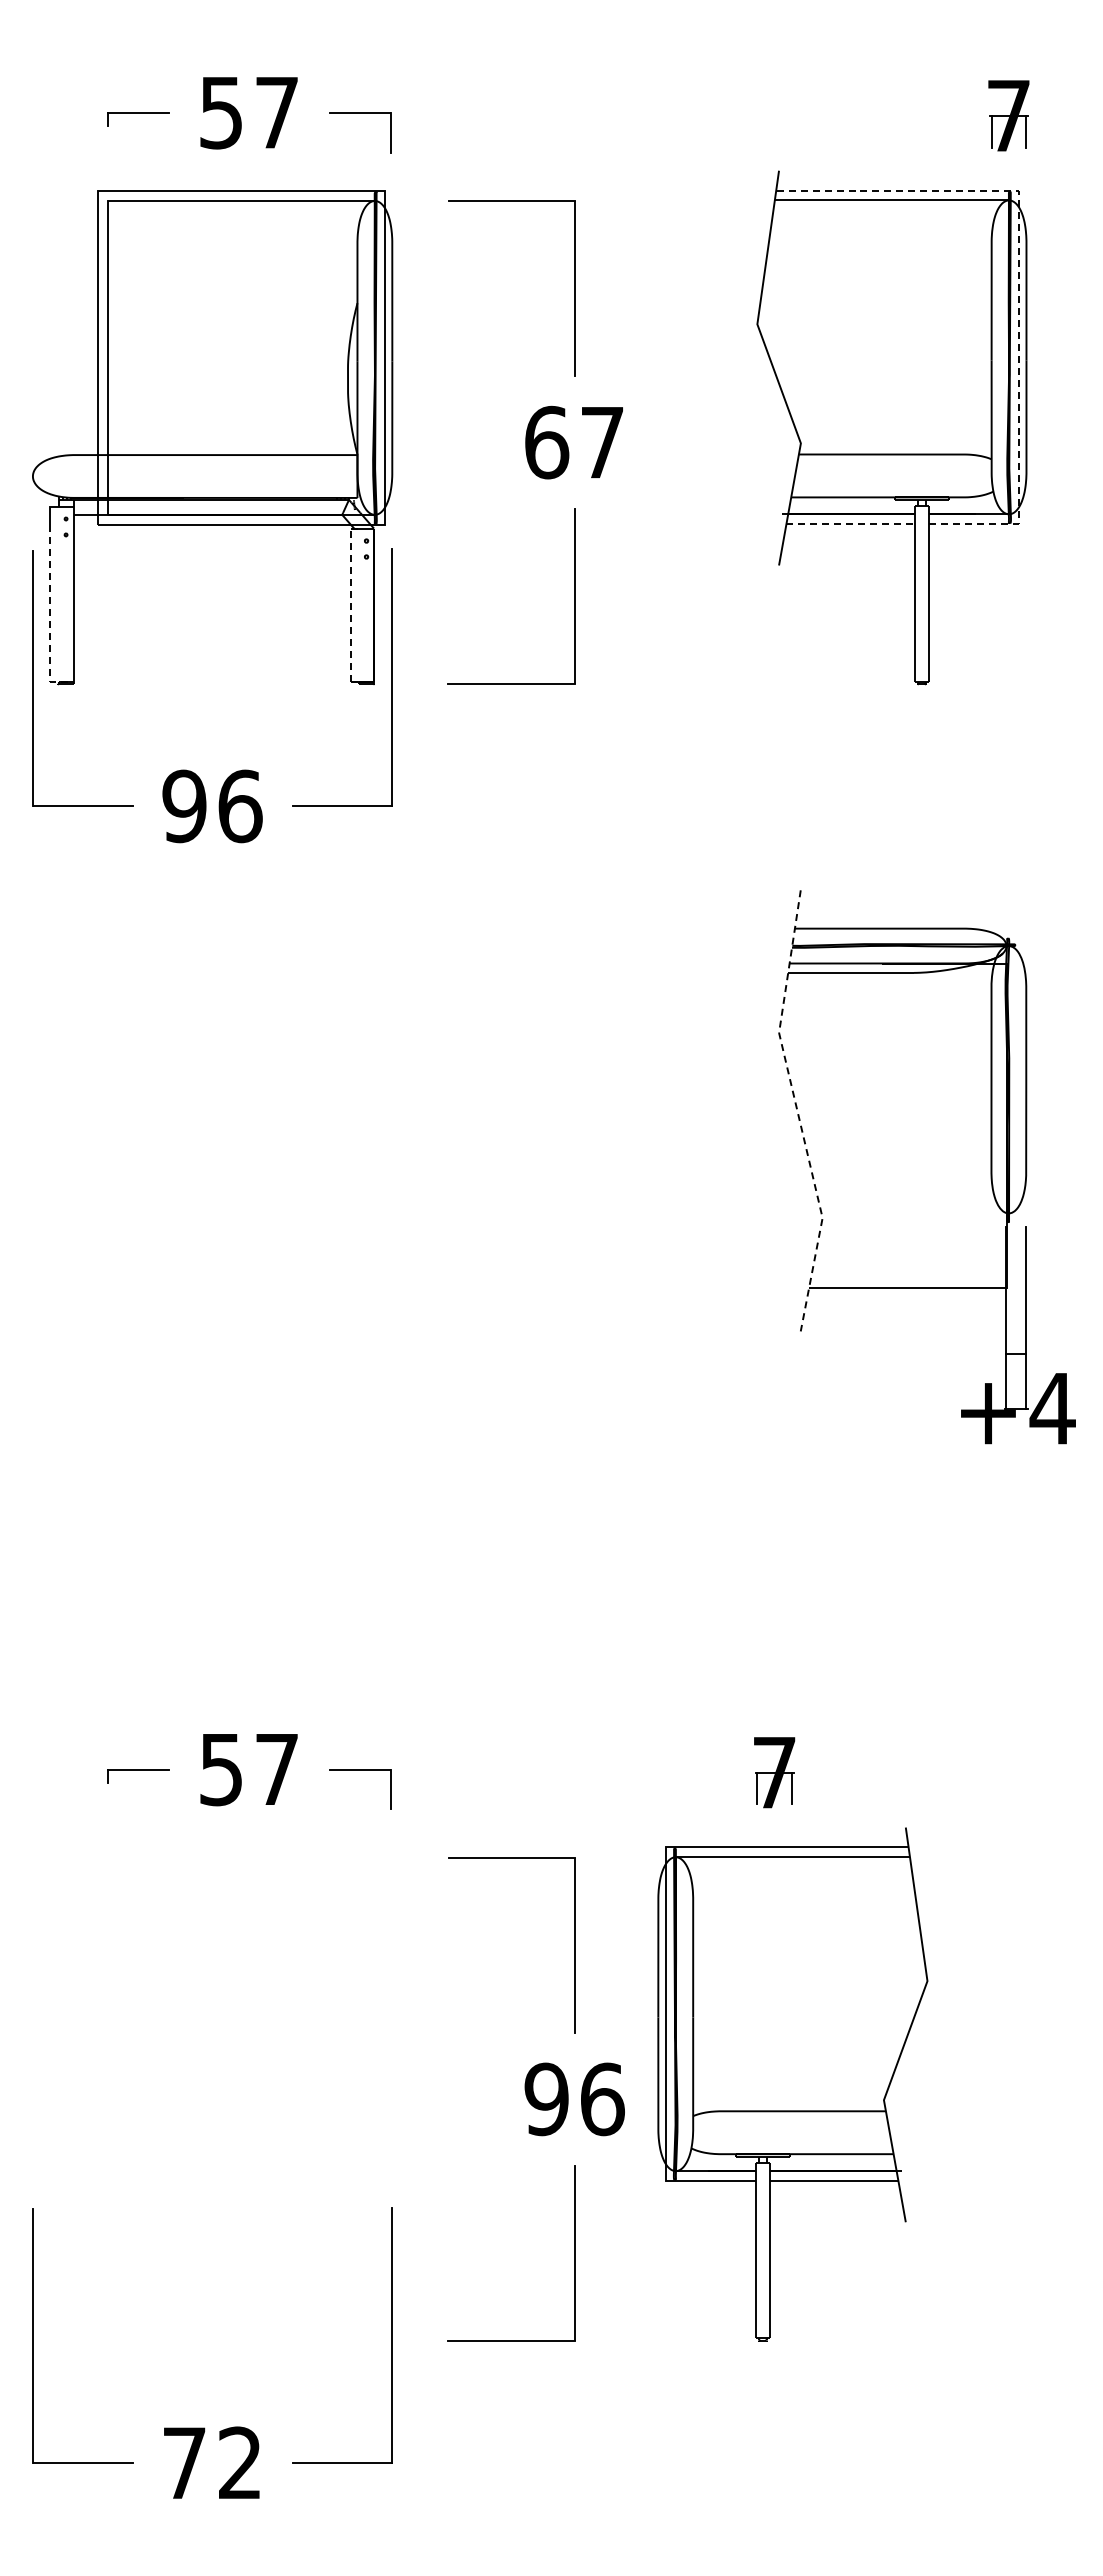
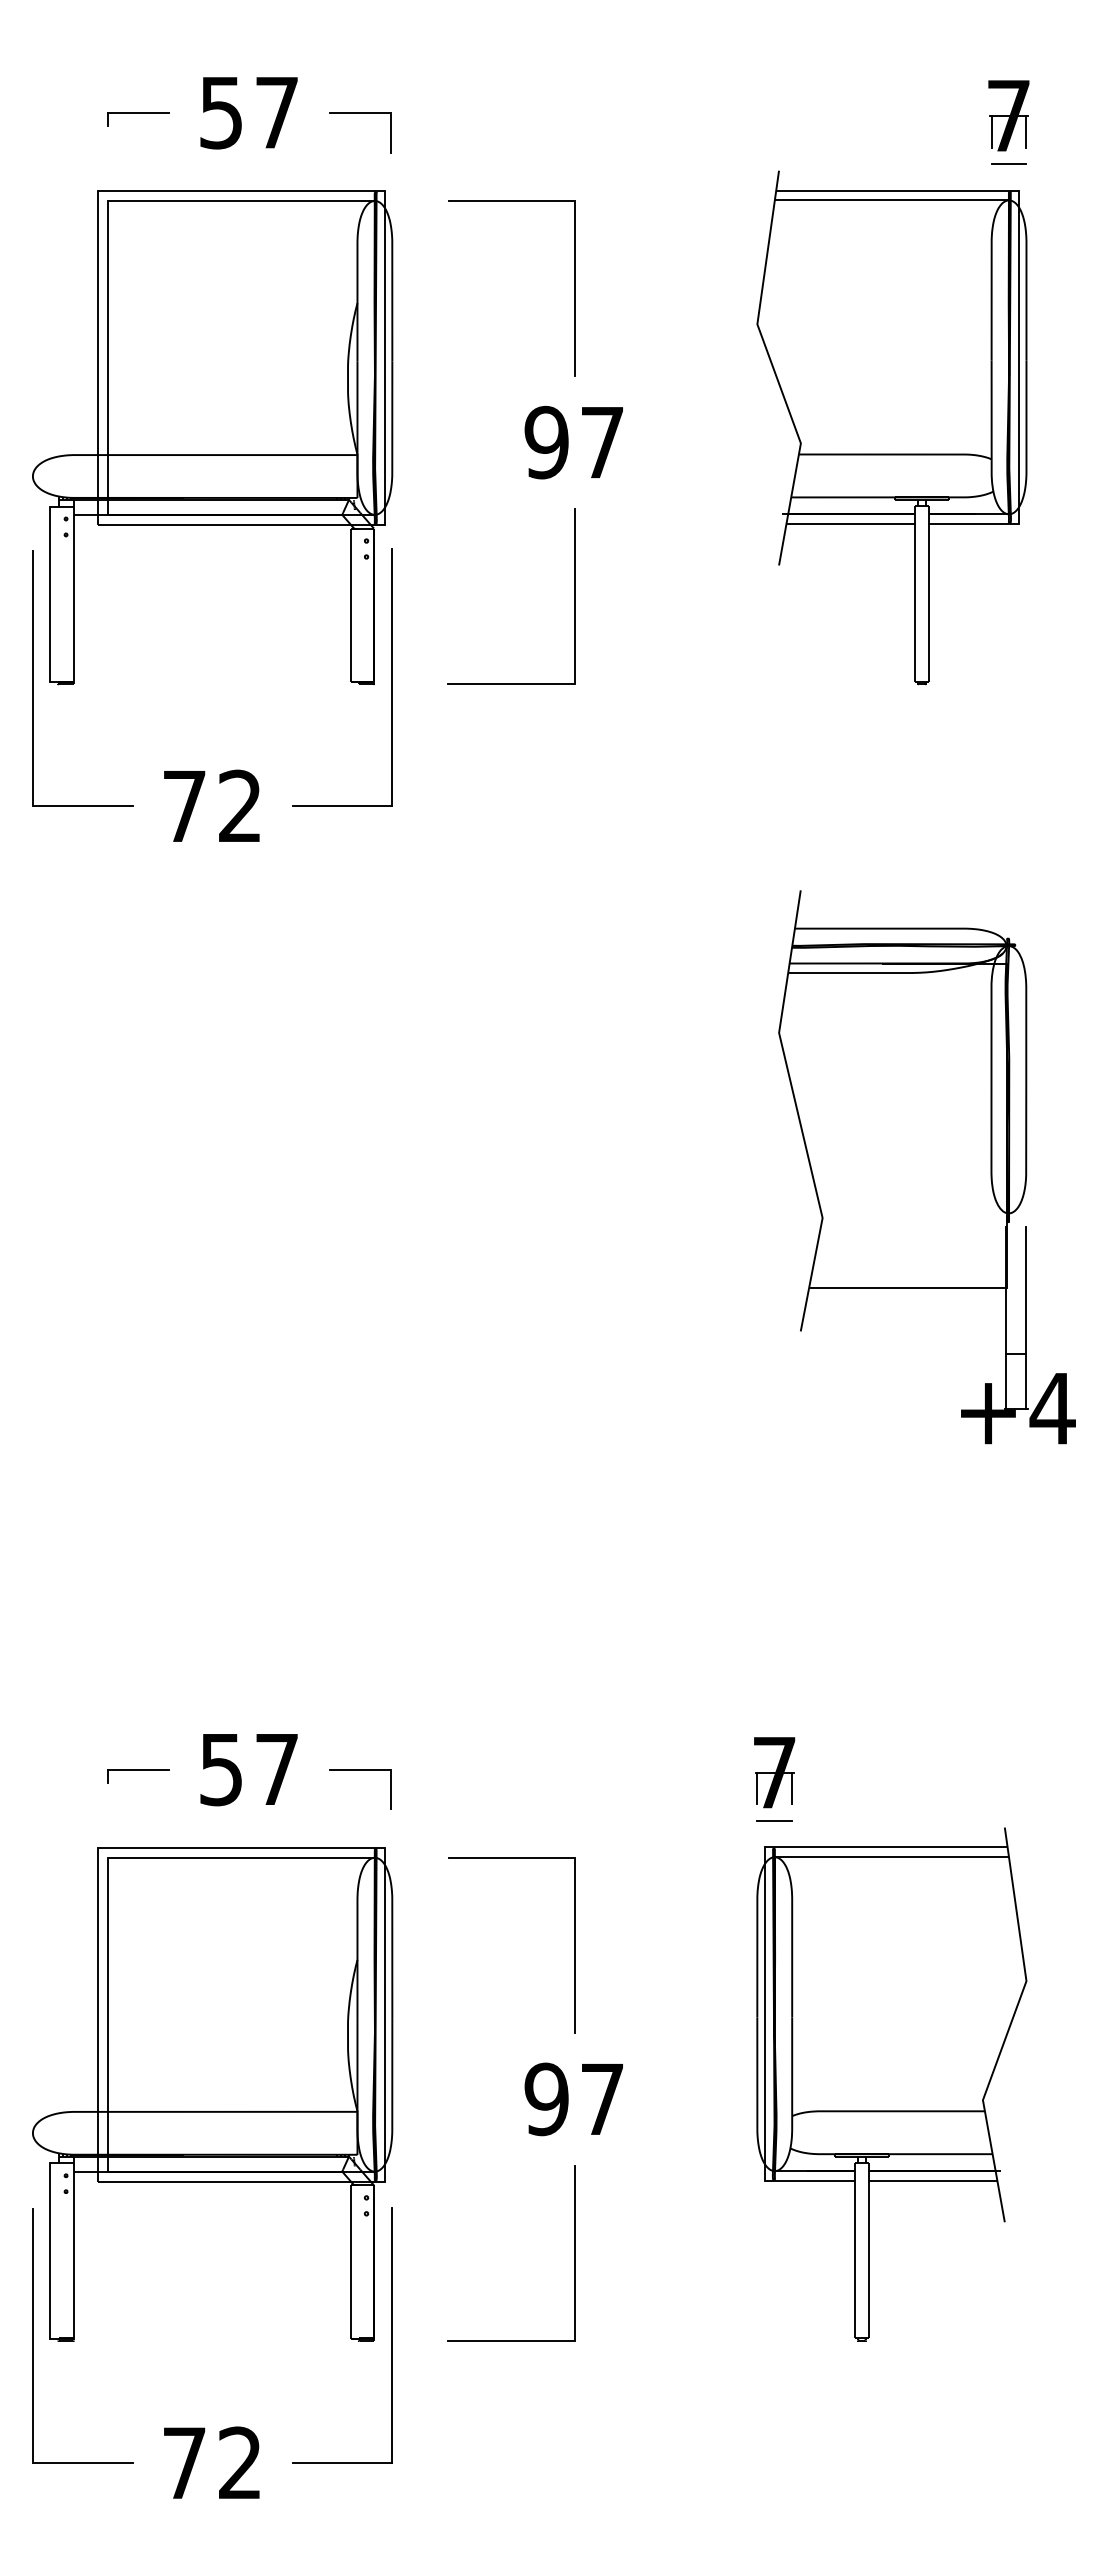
line: none -> present (1008, 164)
line: dashed -> solid (1018, 281)
text: 67 -> 97 (546, 442)
line: dashed -> solid (851, 524)
line: dashed -> solid (350, 605)
line: dashed -> solid (50, 615)
text: 96 -> 72 (212, 806)
line: dashed -> solid (797, 1111)
line: none -> present (774, 1821)
part position: (792, 2084) -> (891, 2084) (891, 2084)
part: none -> present (212, 2094)
text: 96 -> 97 (602, 2099)
